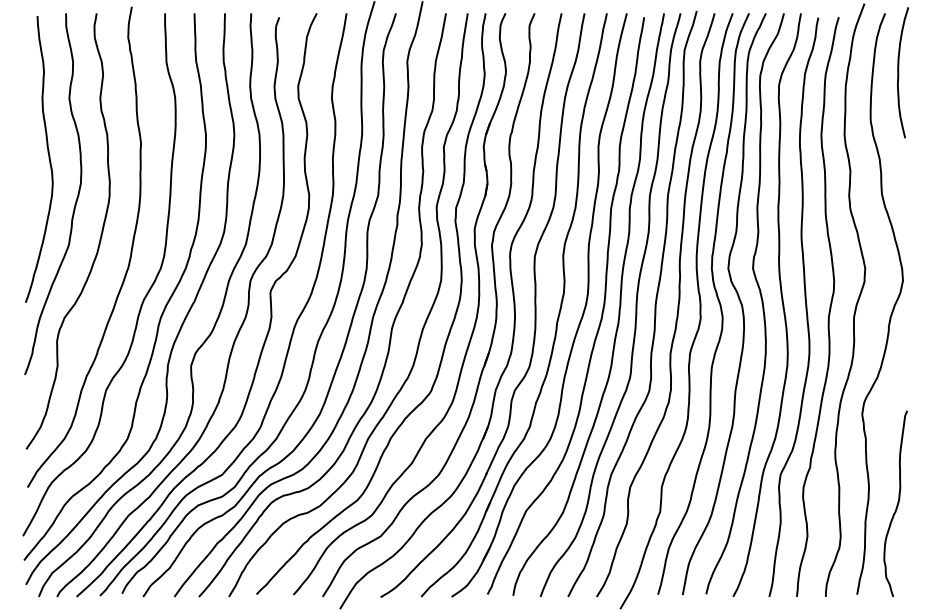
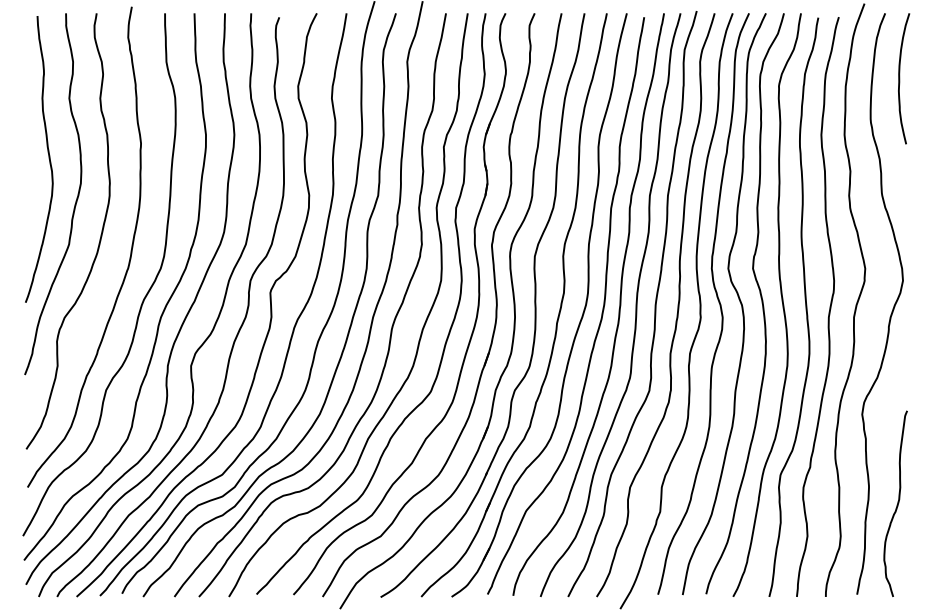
curve position: (899, 72) -> (900, 78) (900, 78)
